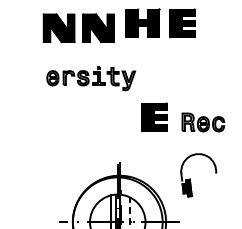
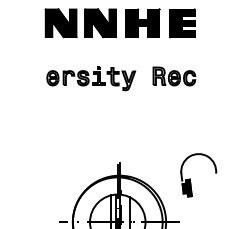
part position: (78, 28) -> (80, 23) (80, 23)
part: present -> none (154, 117)
part position: (203, 122) -> (174, 76) (174, 76)
line: dashed -> solid (129, 212)
